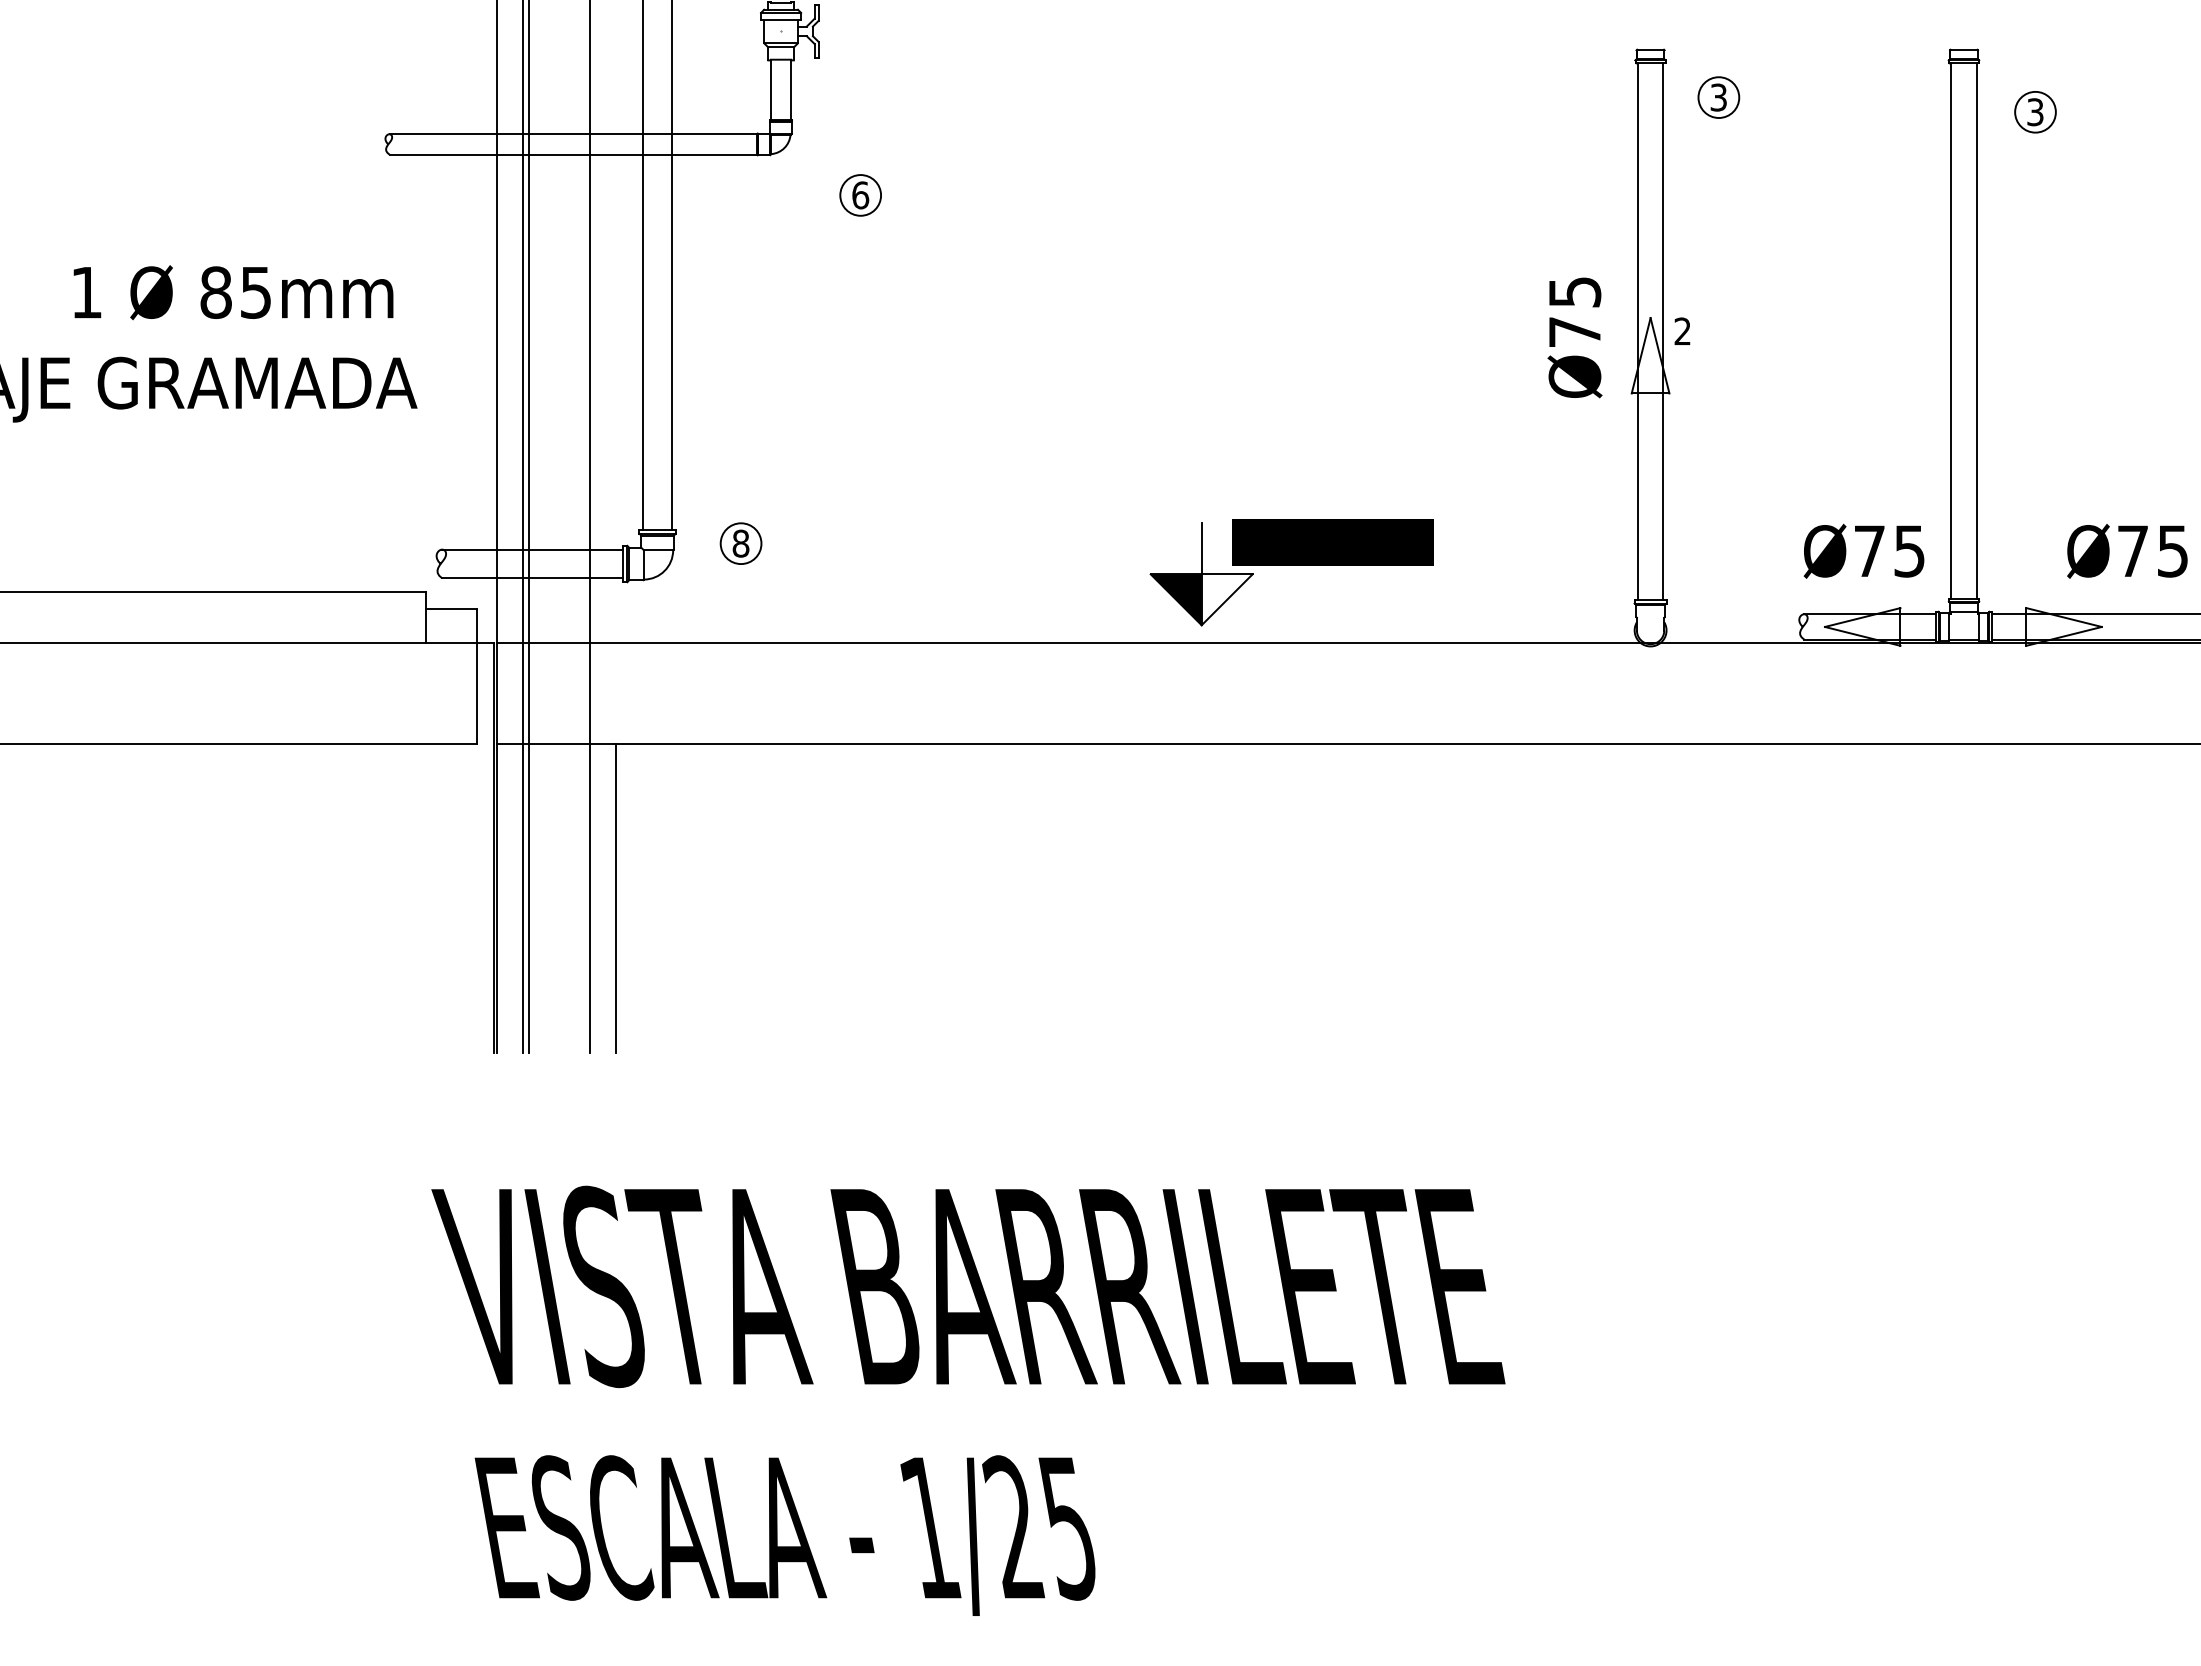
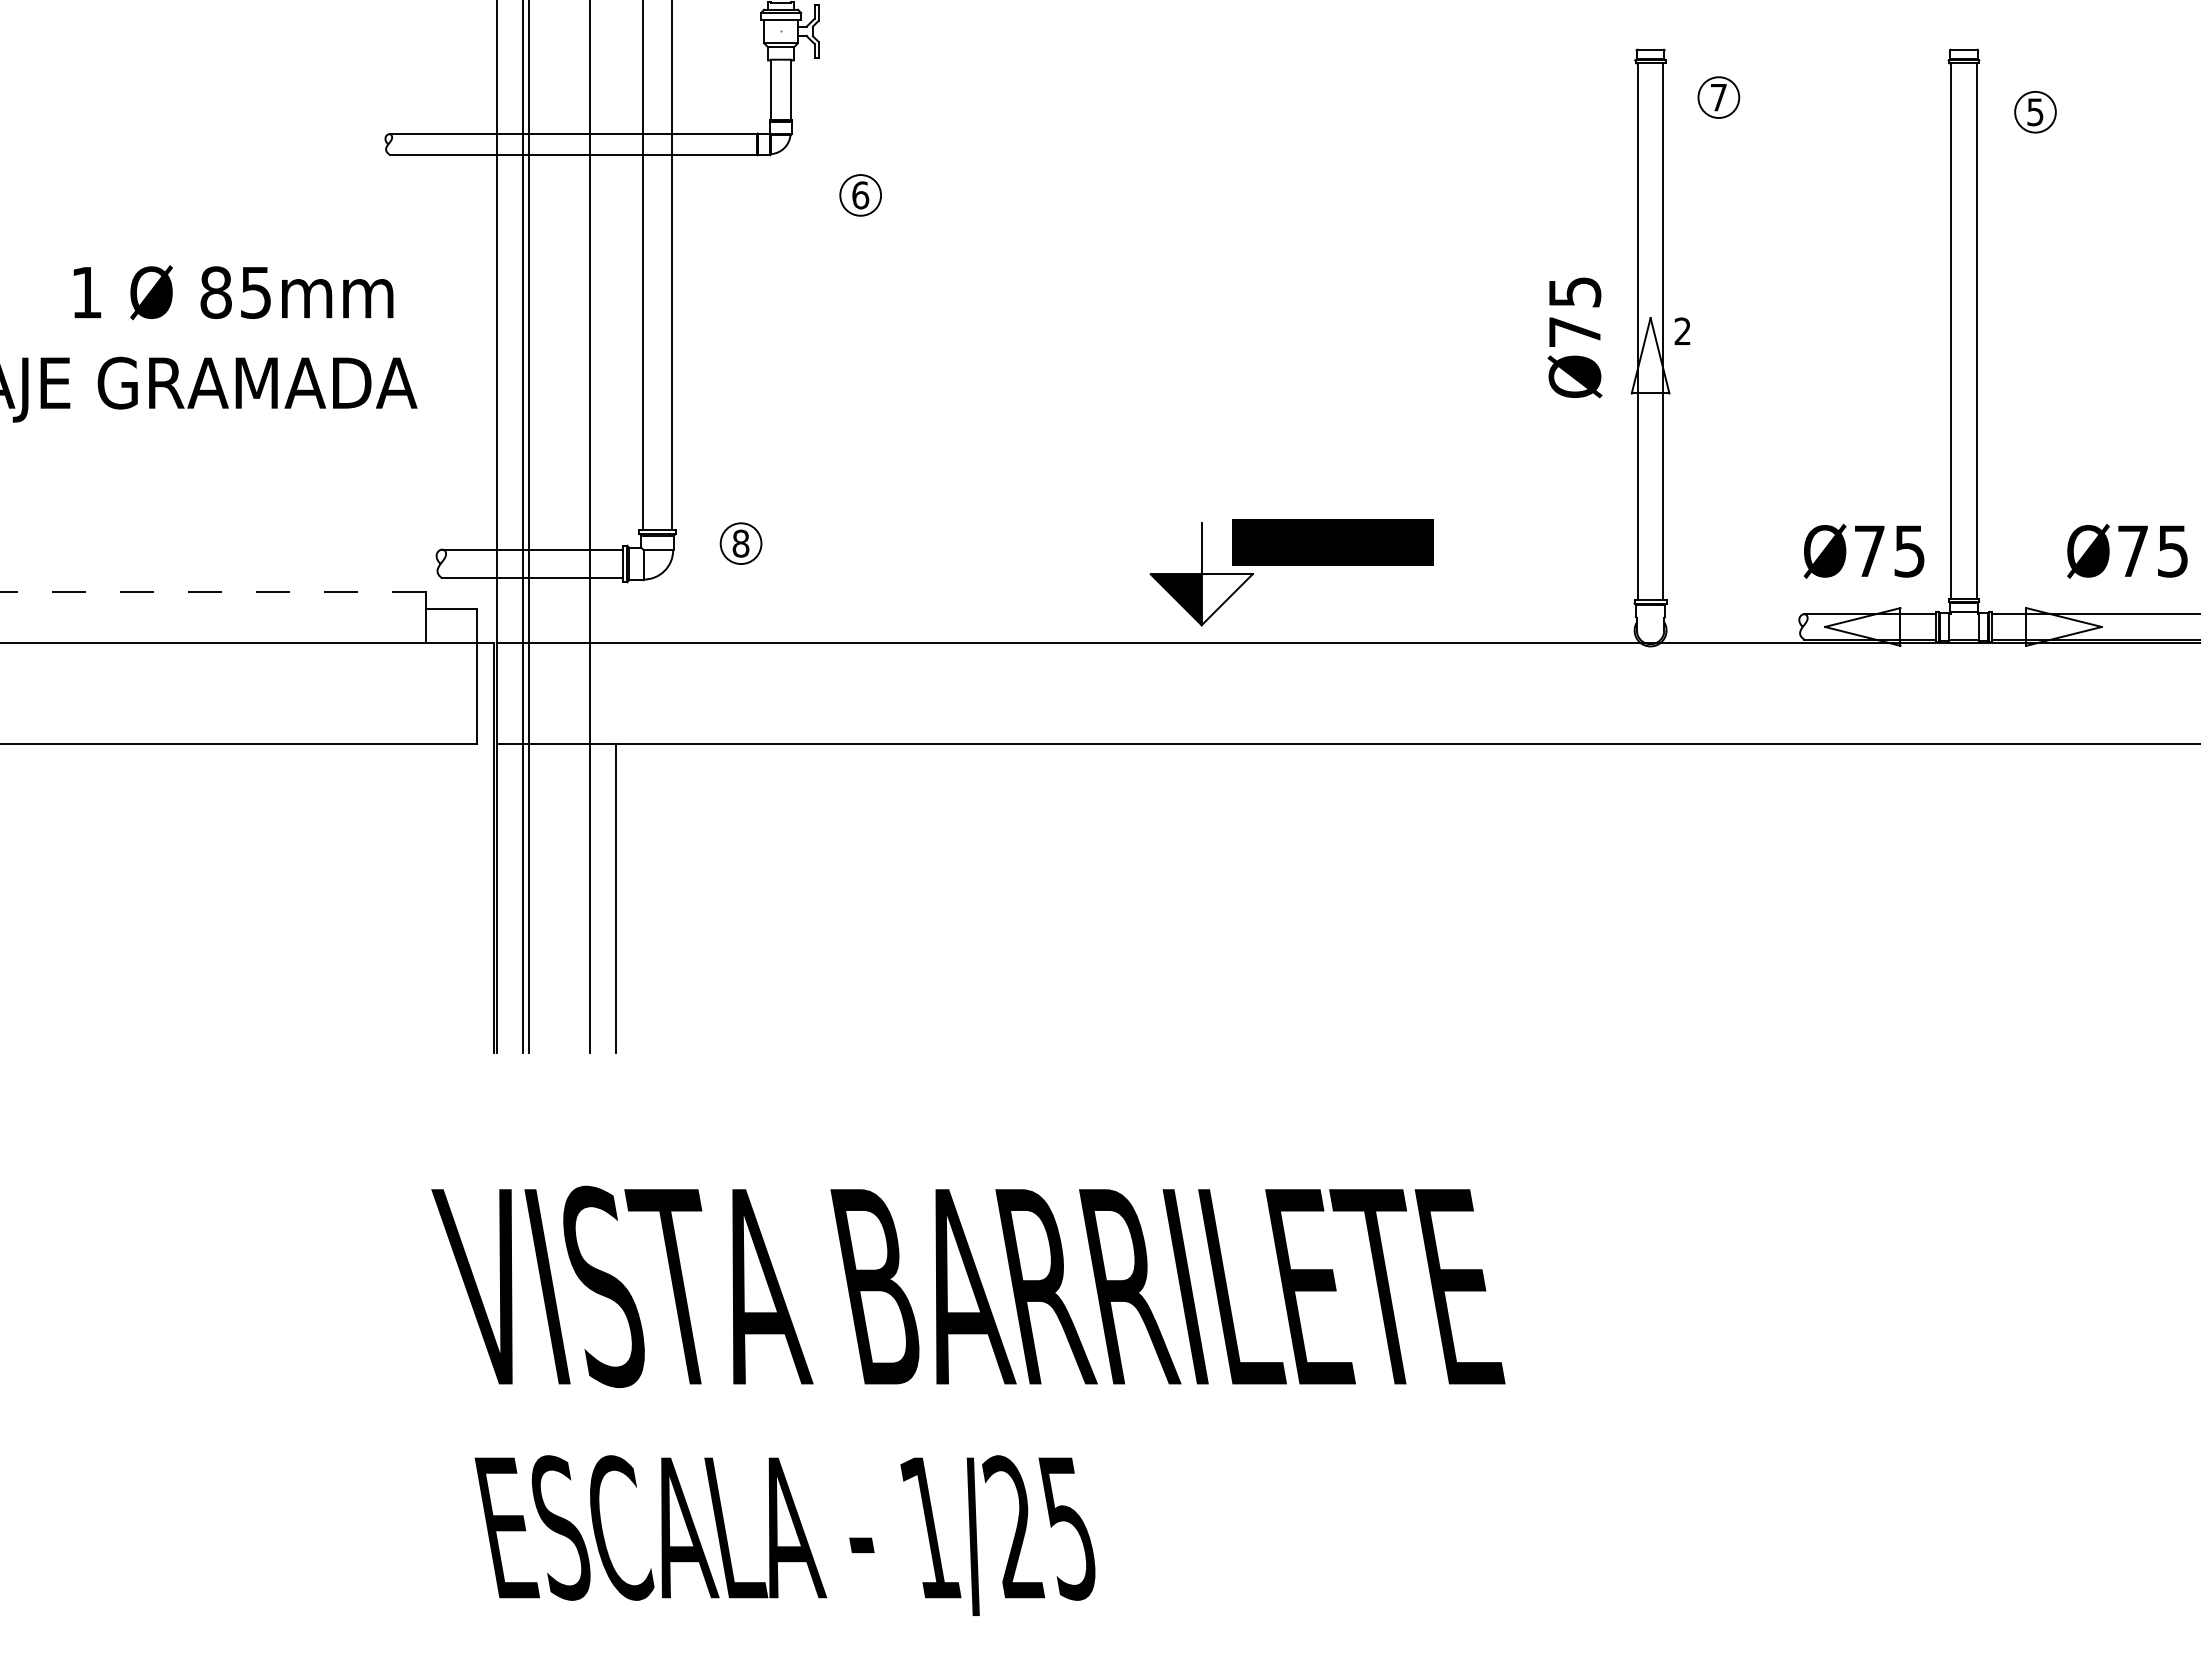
text: 3 -> 7 (1718, 97)
text: 3 -> 5 (2035, 111)
line: solid -> dashed (212, 591)
